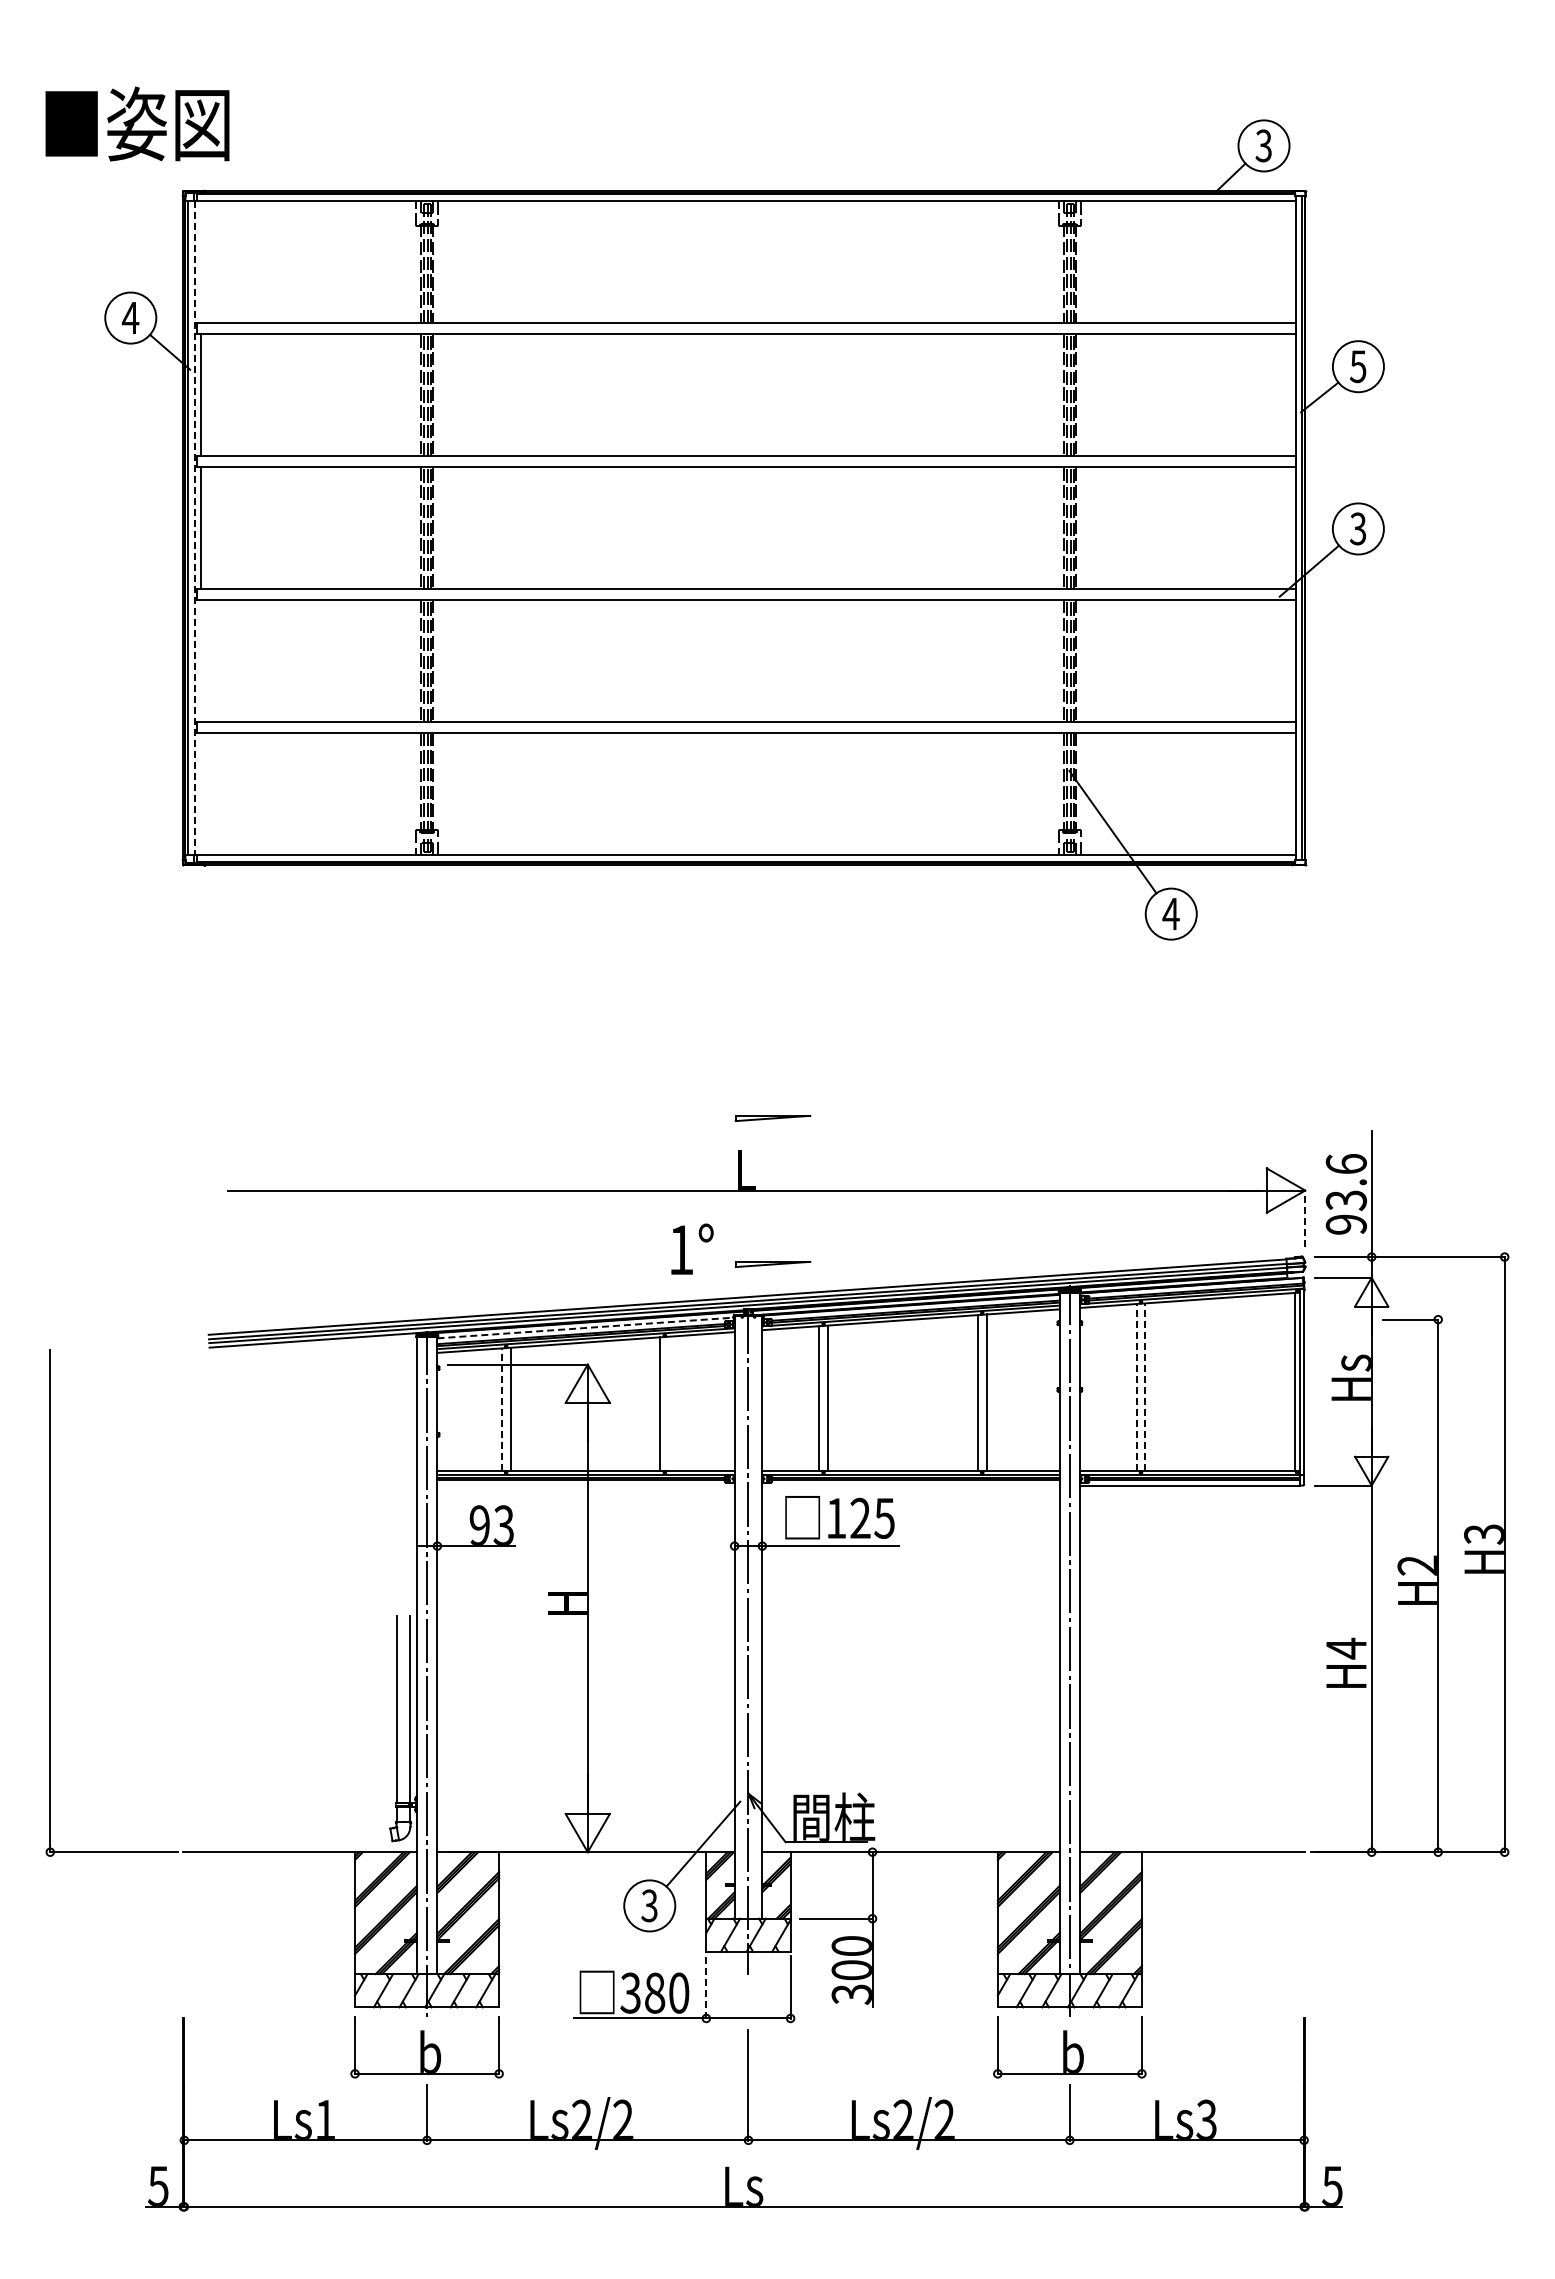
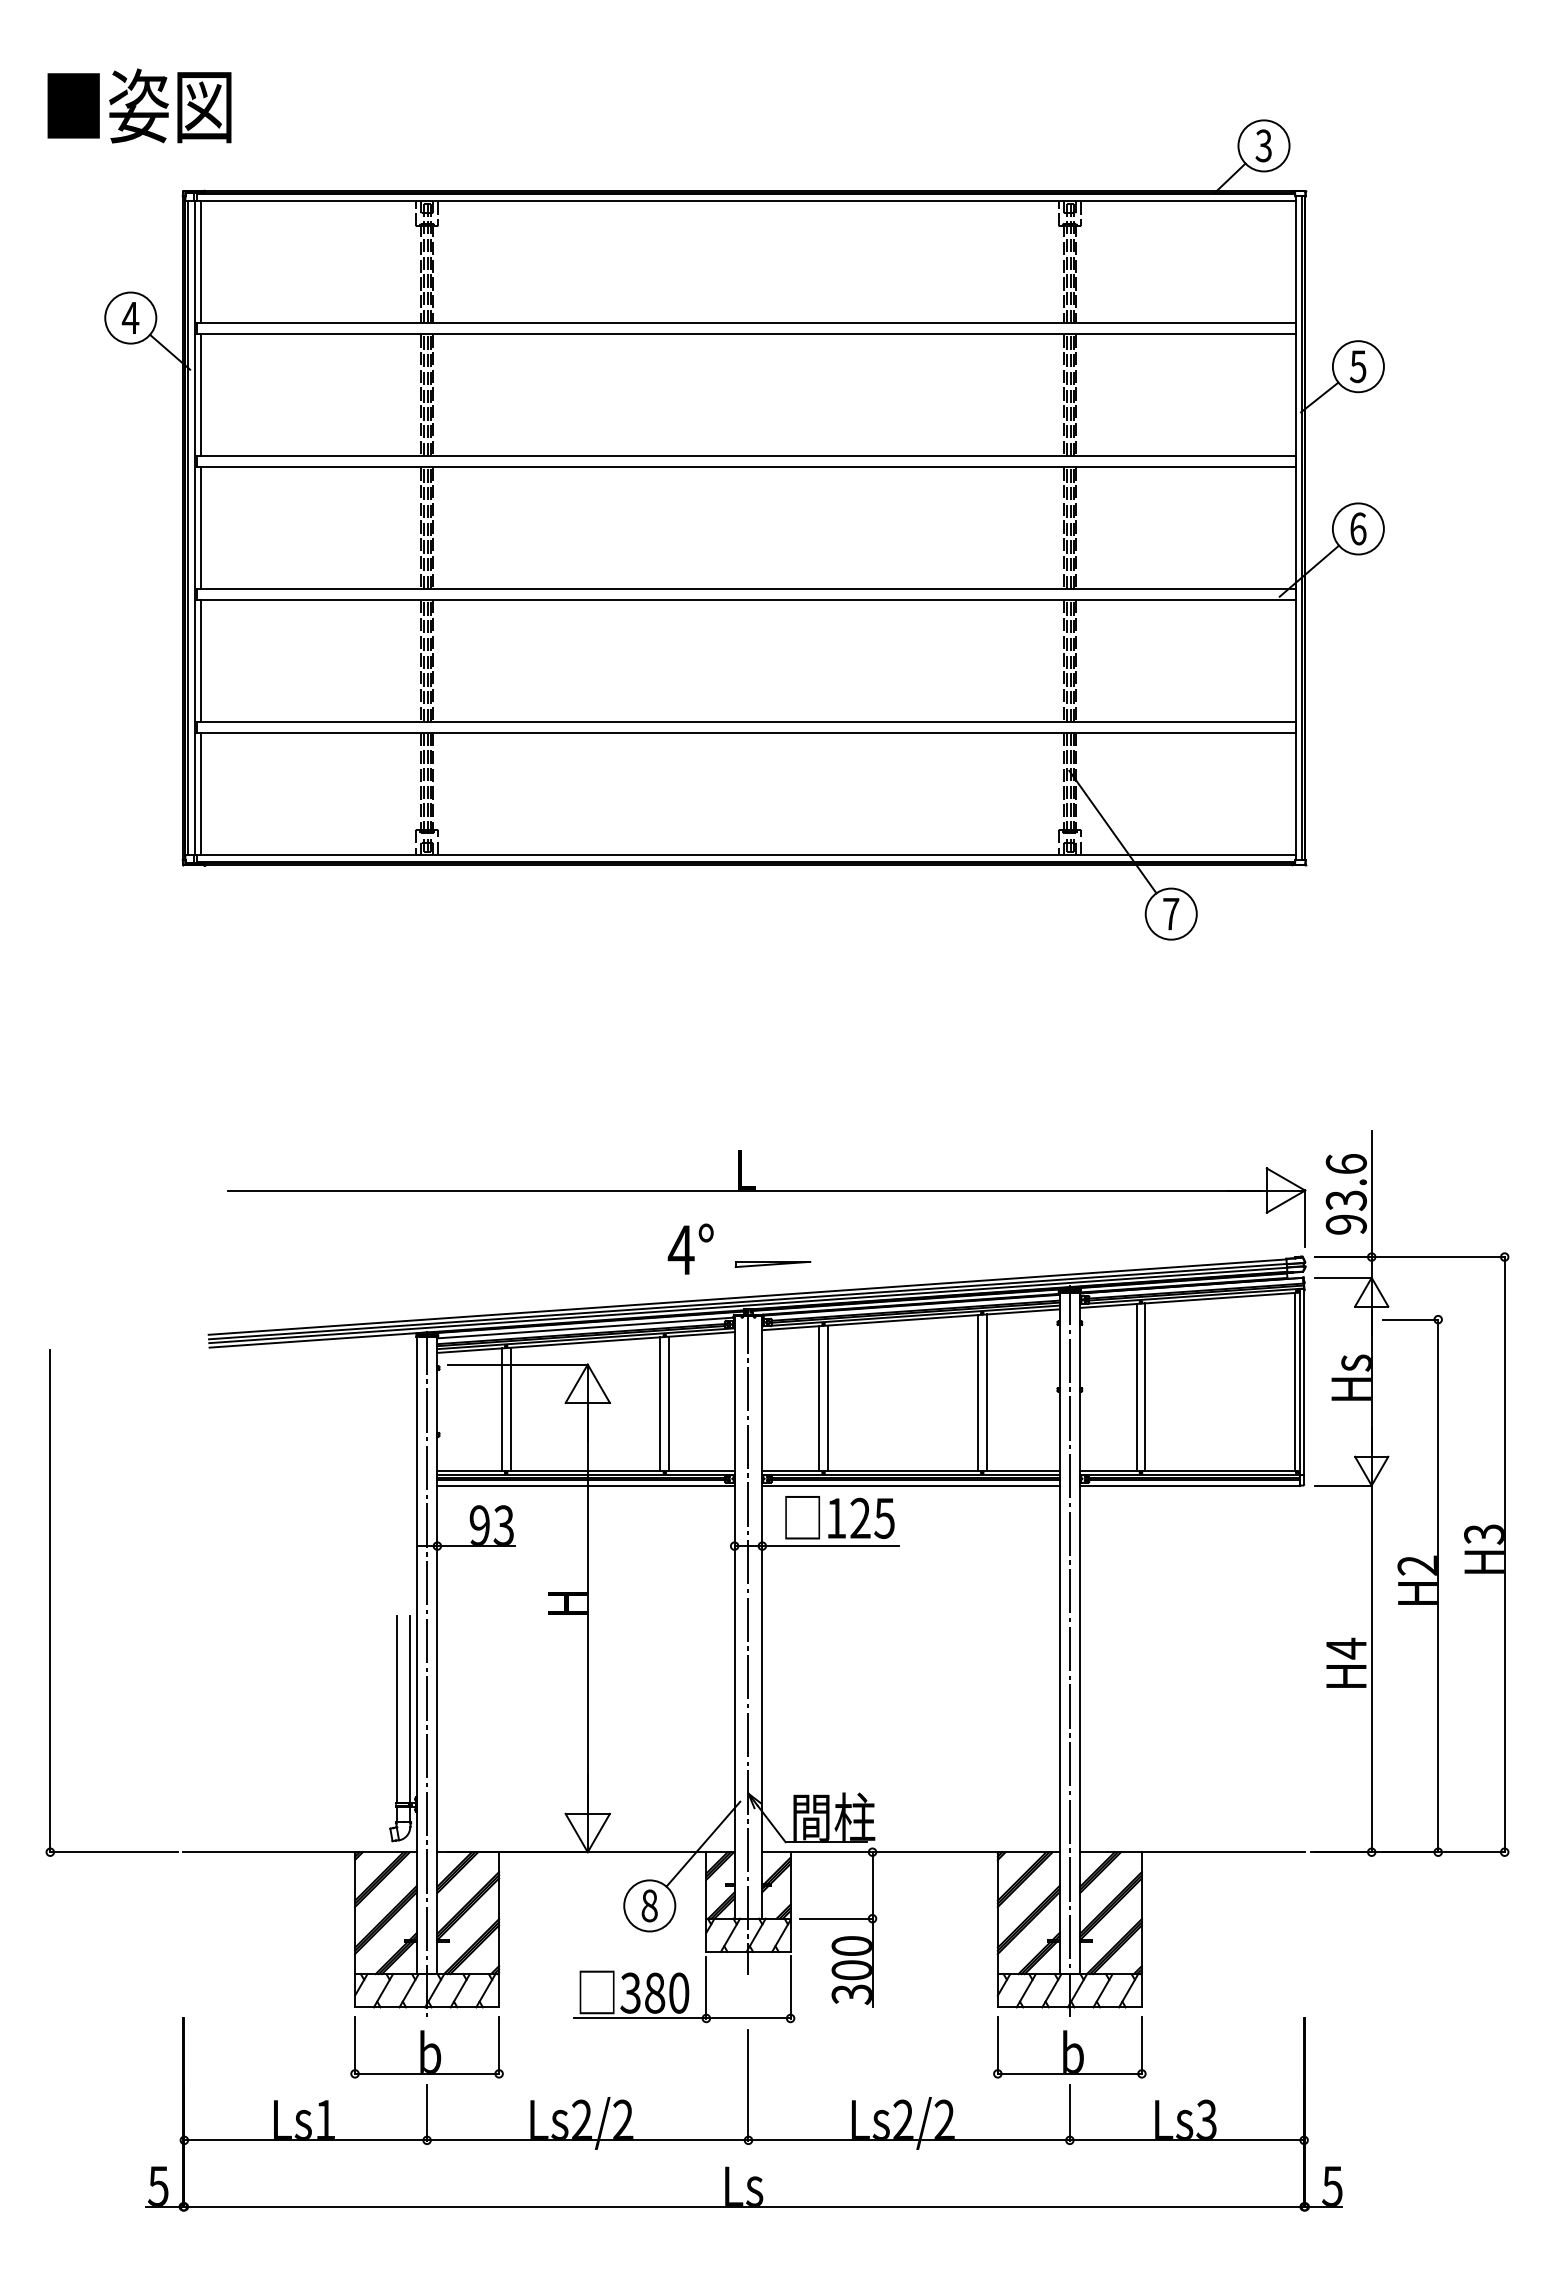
text position: (137, 123) -> (139, 105) (139, 105)
line: none -> present (201, 262)
line: dashed -> solid (195, 528)
text: 3 -> 6 (1358, 528)
line: none -> present (201, 661)
line: none -> present (201, 794)
text: 4 -> 7 (1170, 914)
part: present -> none (772, 1118)
line: dashed -> solid (1305, 1218)
text: 1° -> 4° (680, 1249)
line: dashed -> solid (585, 1328)
line: dashed -> solid (1136, 1387)
line: dashed -> solid (1145, 1387)
line: none -> present (669, 1403)
line: dashed -> solid (501, 1409)
line: none -> present (585, 1485)
line: none -> present (910, 1485)
text: 3 -> 8 (649, 1905)
line: dashed -> solid (706, 1988)
